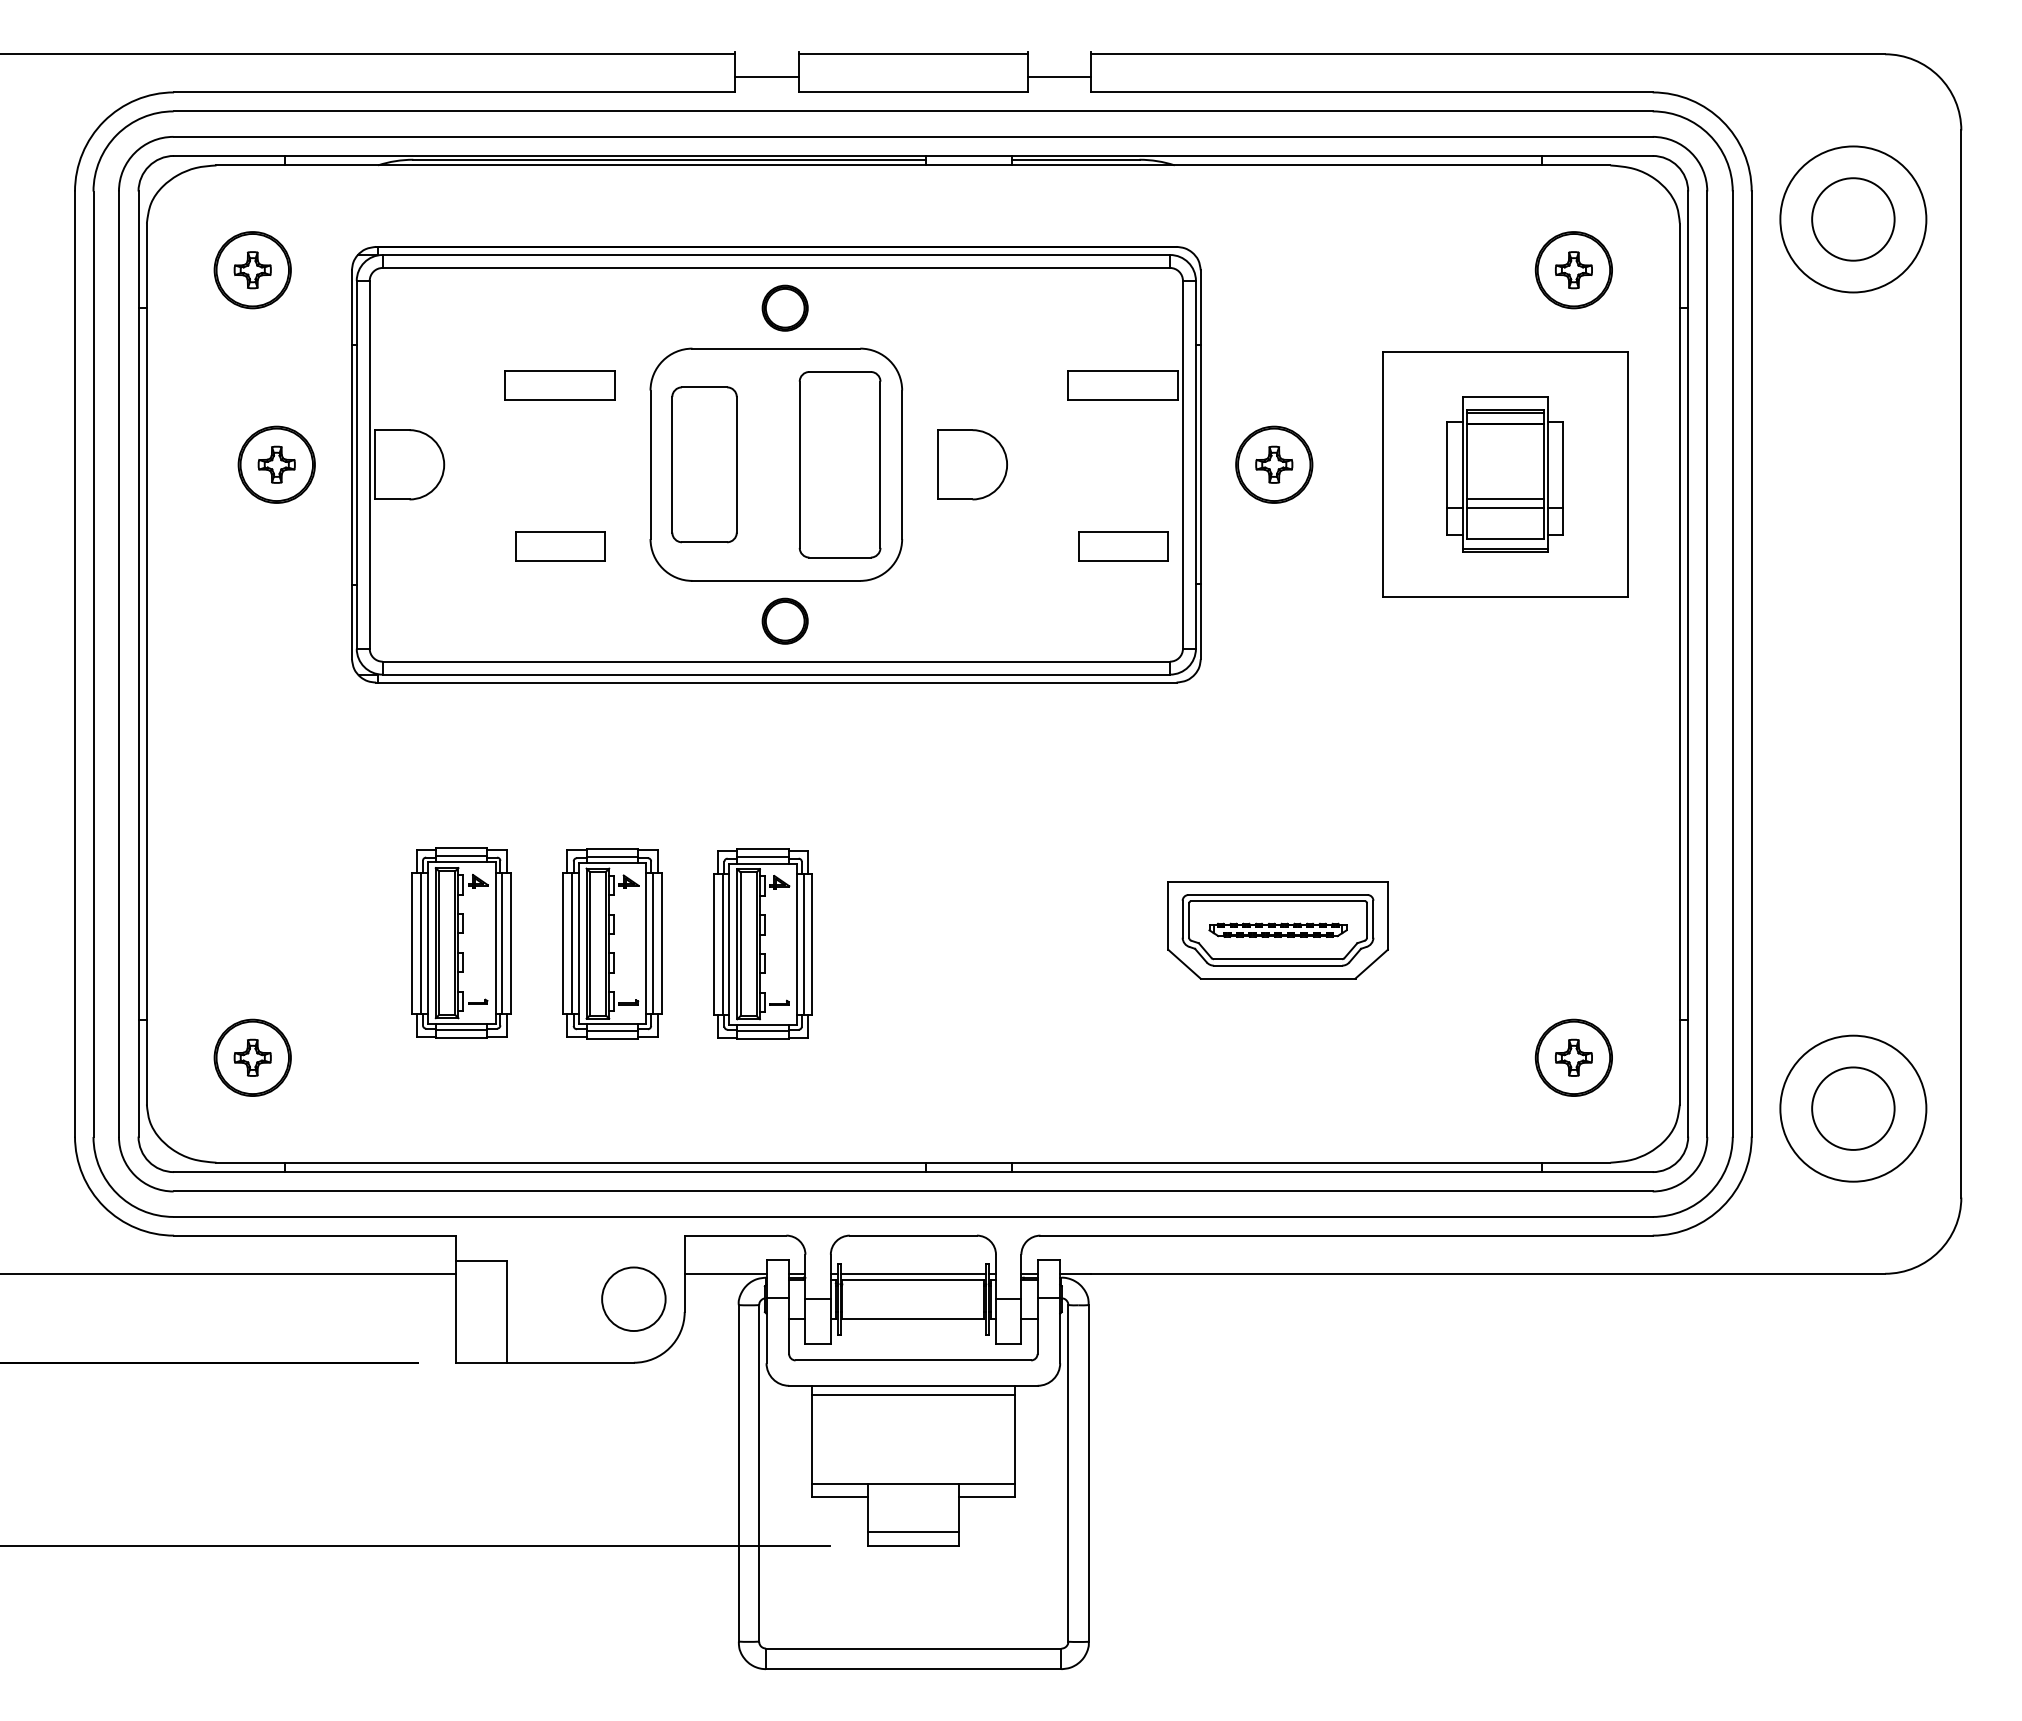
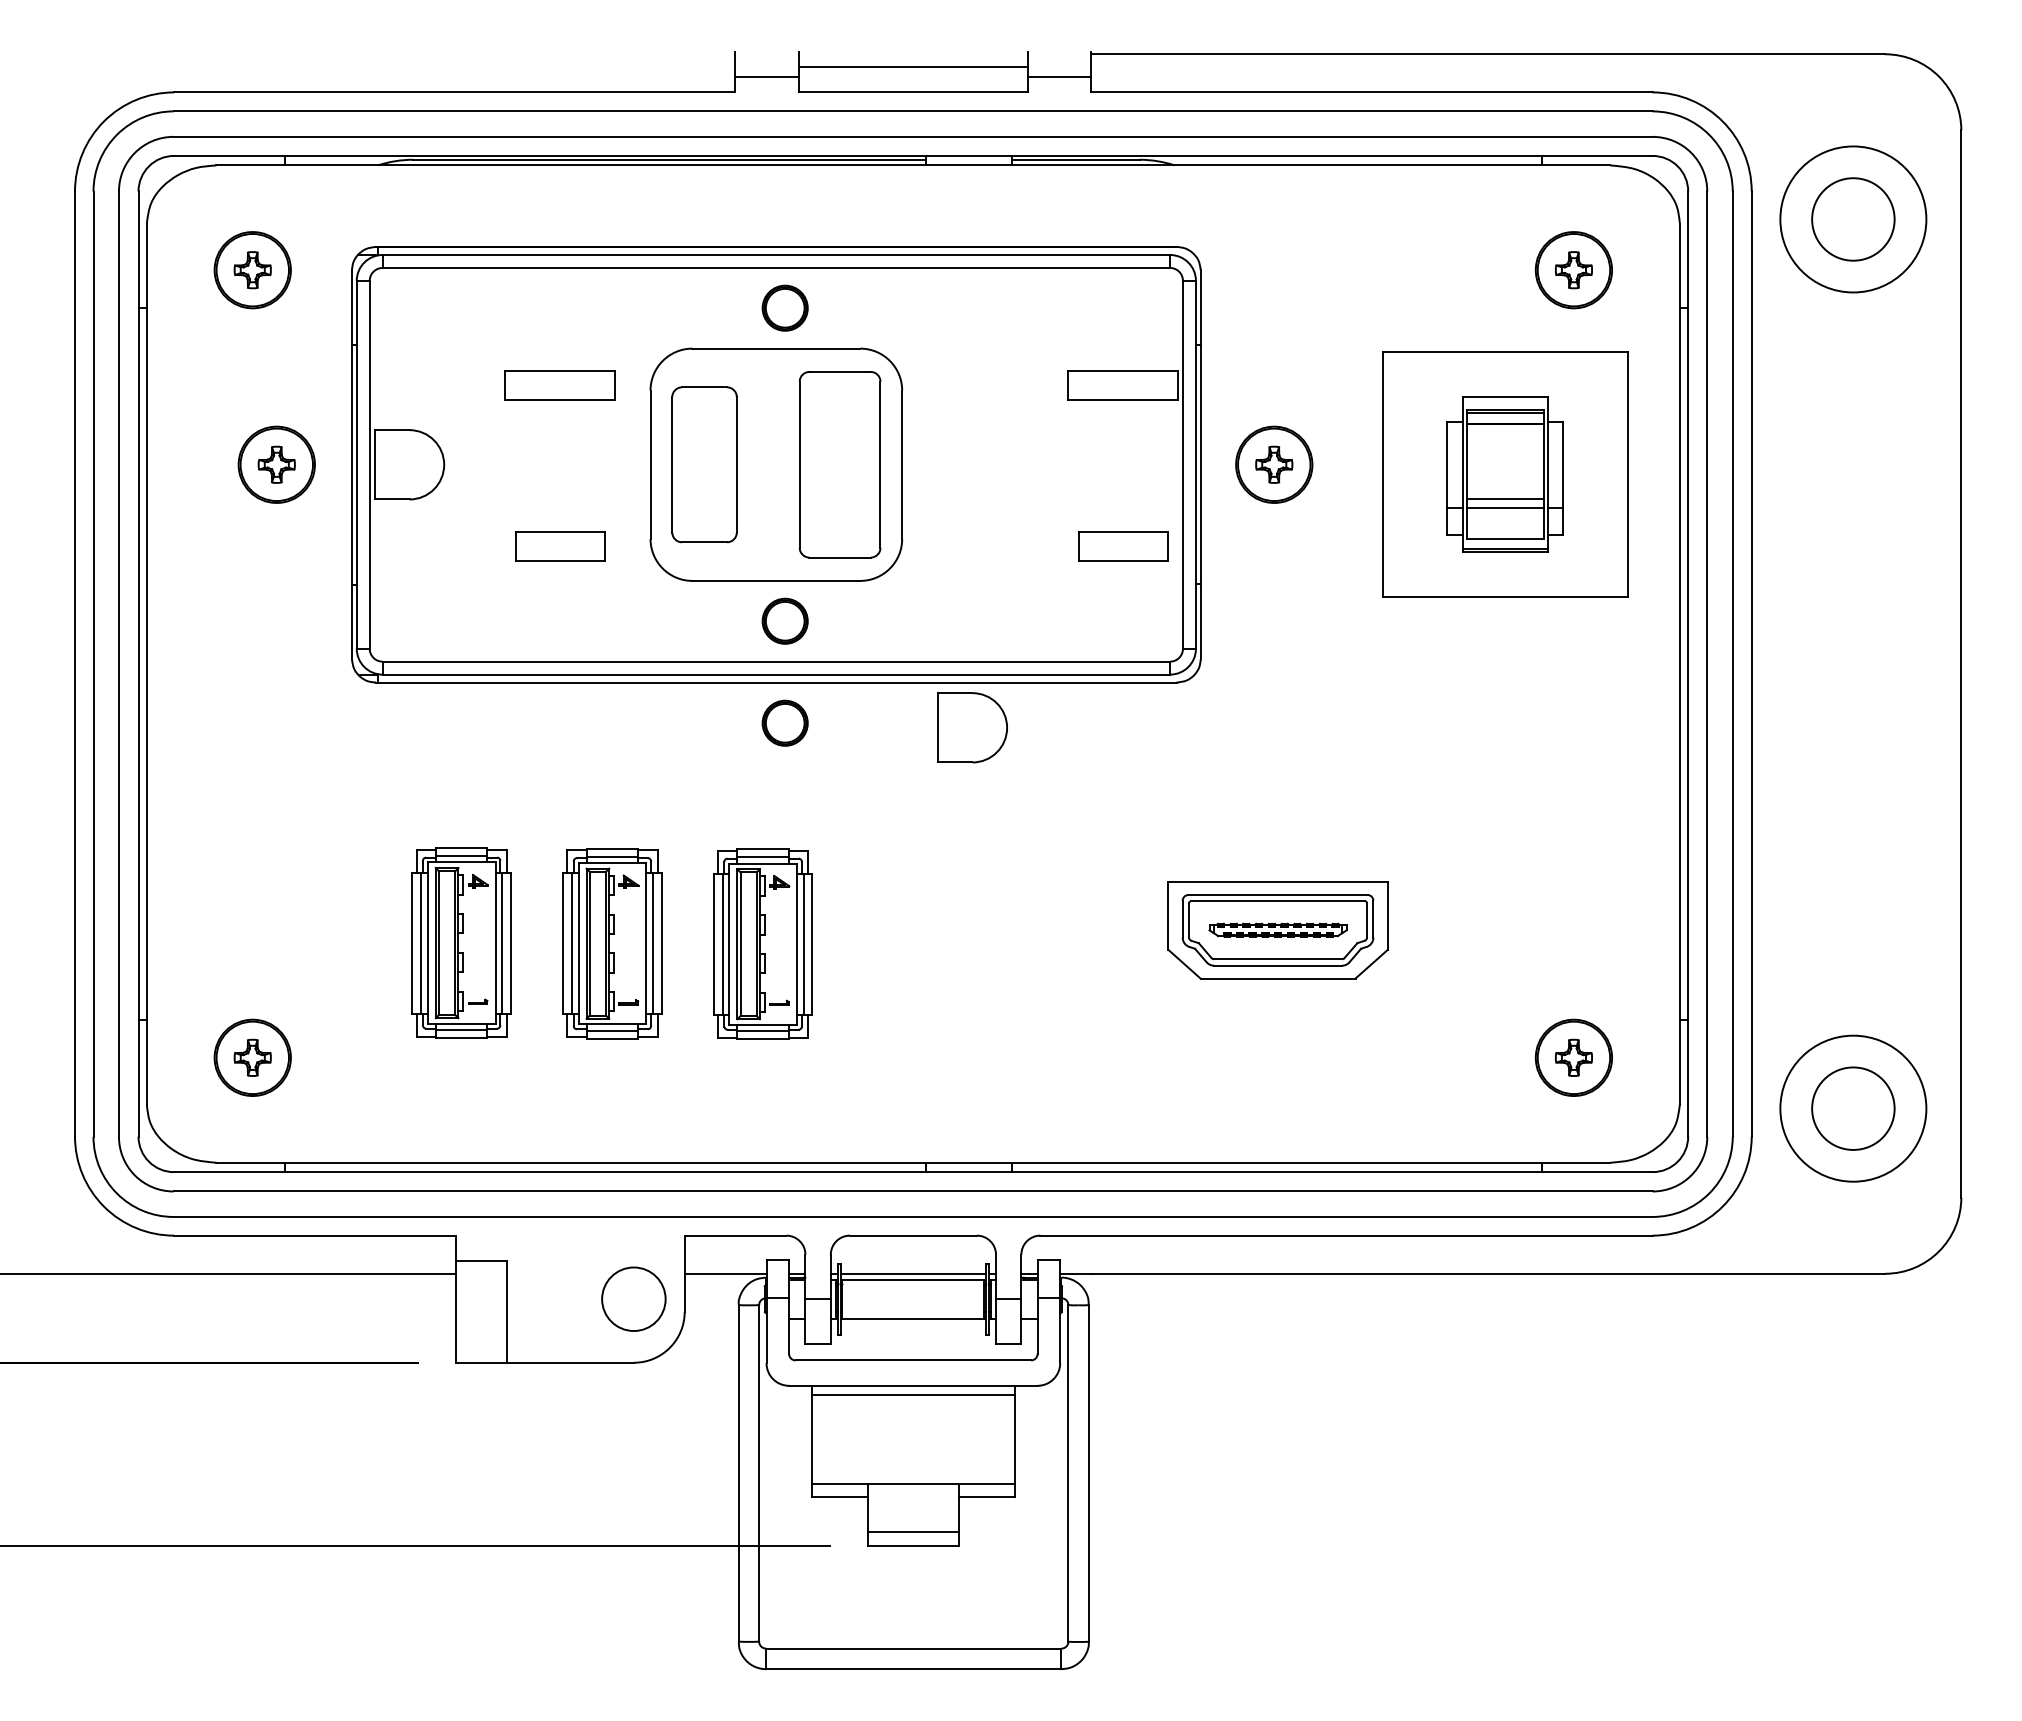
line: present -> none (368, 54)
line position: (913, 54) -> (913, 67) (913, 67)
part position: (972, 464) -> (972, 727) (972, 727)
part: none -> present (784, 722)
